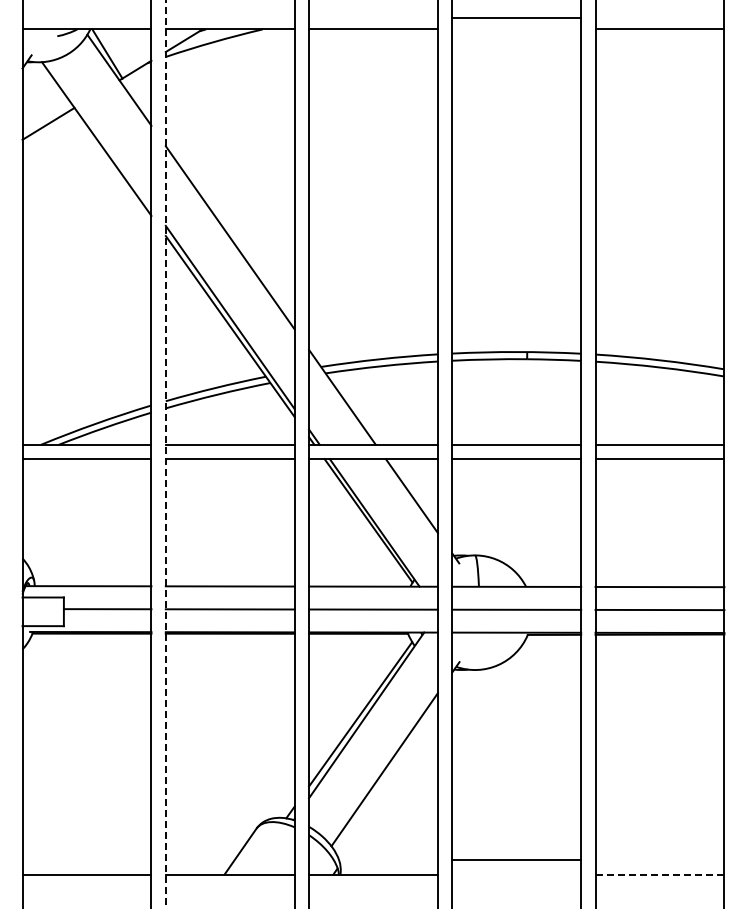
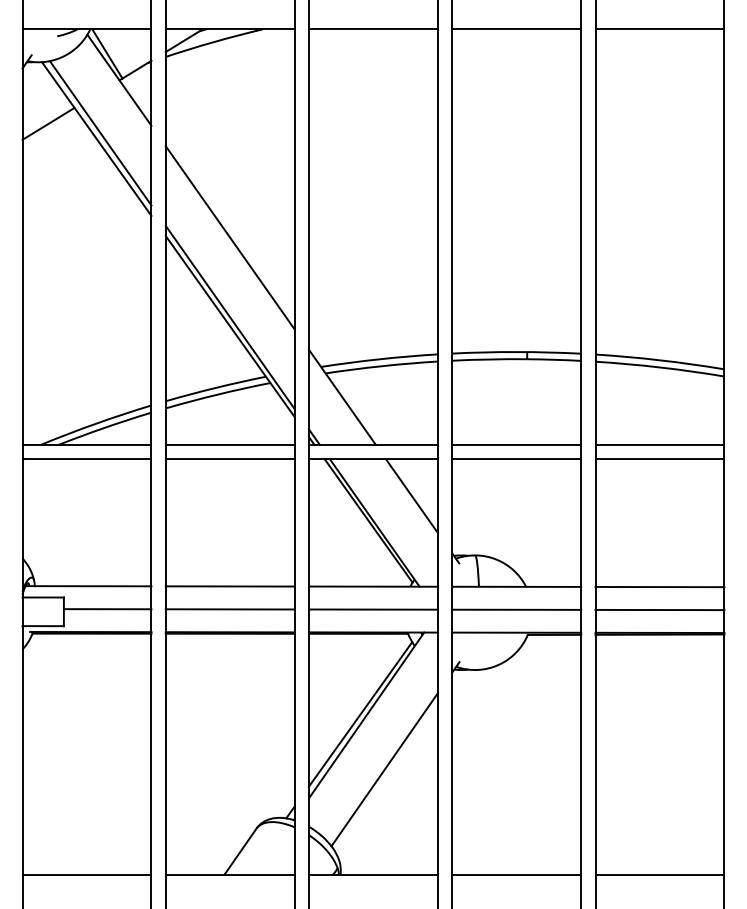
line position: (516, 18) -> (516, 29) (516, 29)
line: none -> present (100, 133)
line: dashed -> solid (165, 454)
line position: (516, 859) -> (516, 874) (516, 874)
line: dashed -> solid (659, 874)
